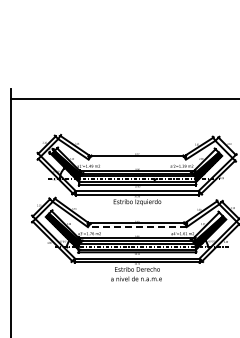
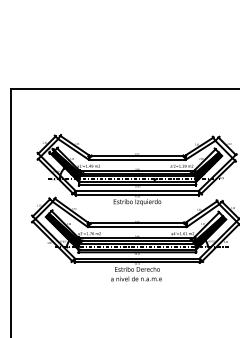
line position: (123, 98) -> (123, 88) (123, 88)
line: none -> present (136, 159)
line: dashed -> solid (136, 227)
